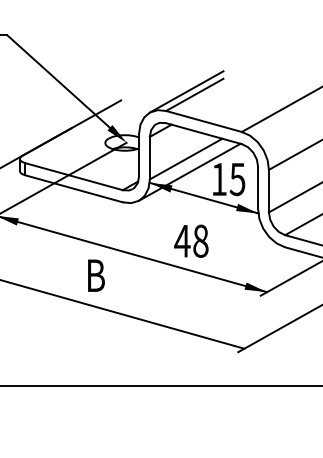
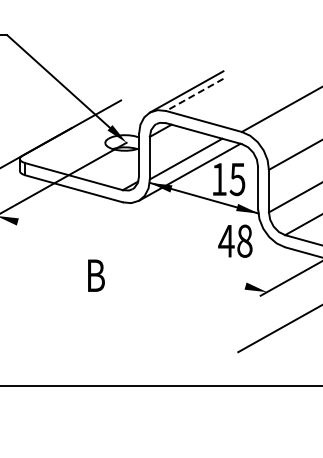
line: solid -> dashed (194, 94)
text position: (191, 240) -> (235, 240) (235, 240)
line: present -> none (134, 254)
line: present -> none (123, 314)
